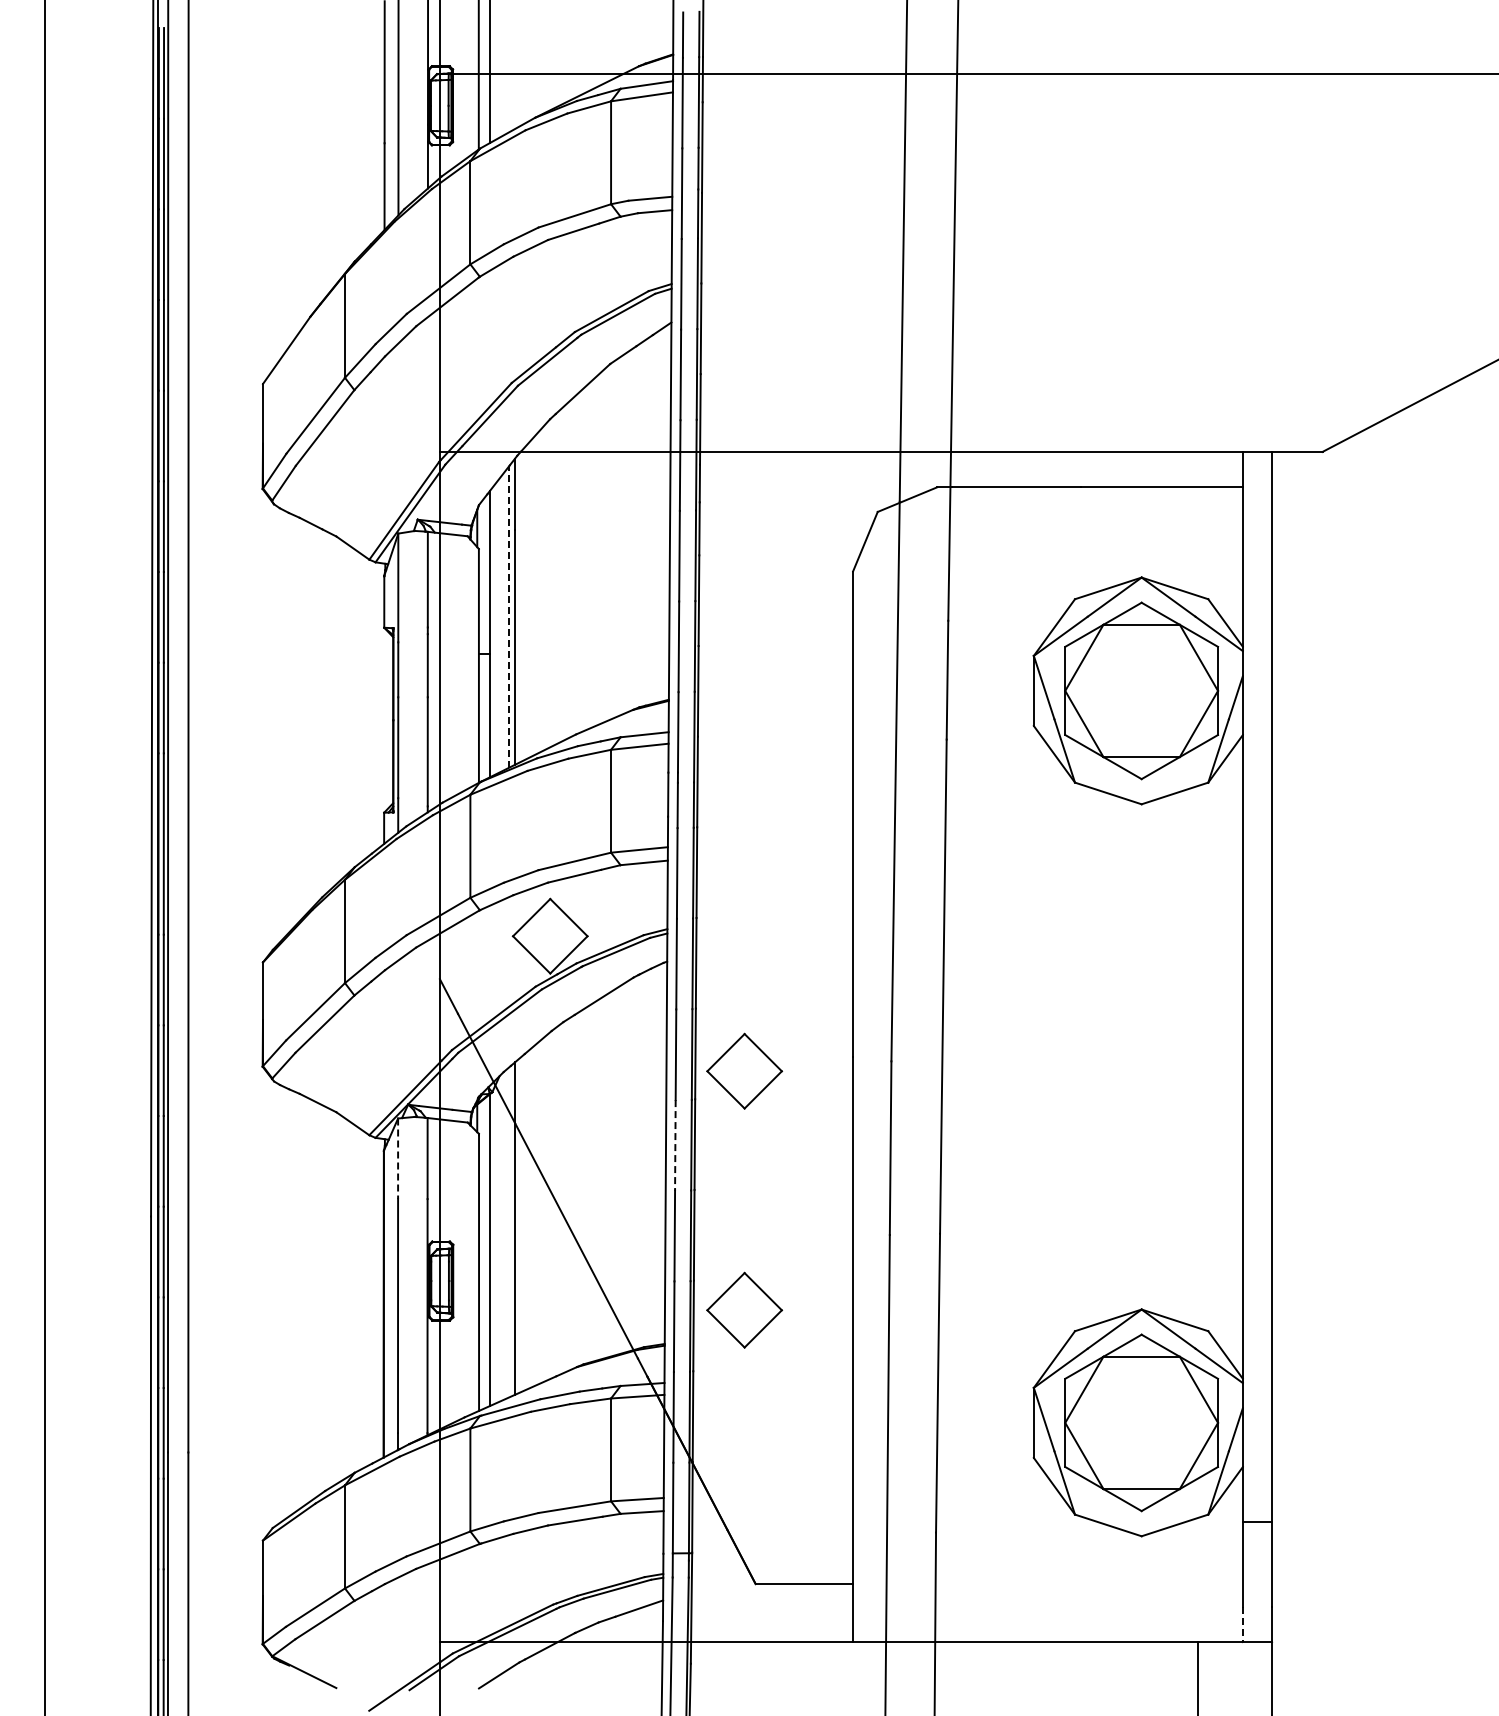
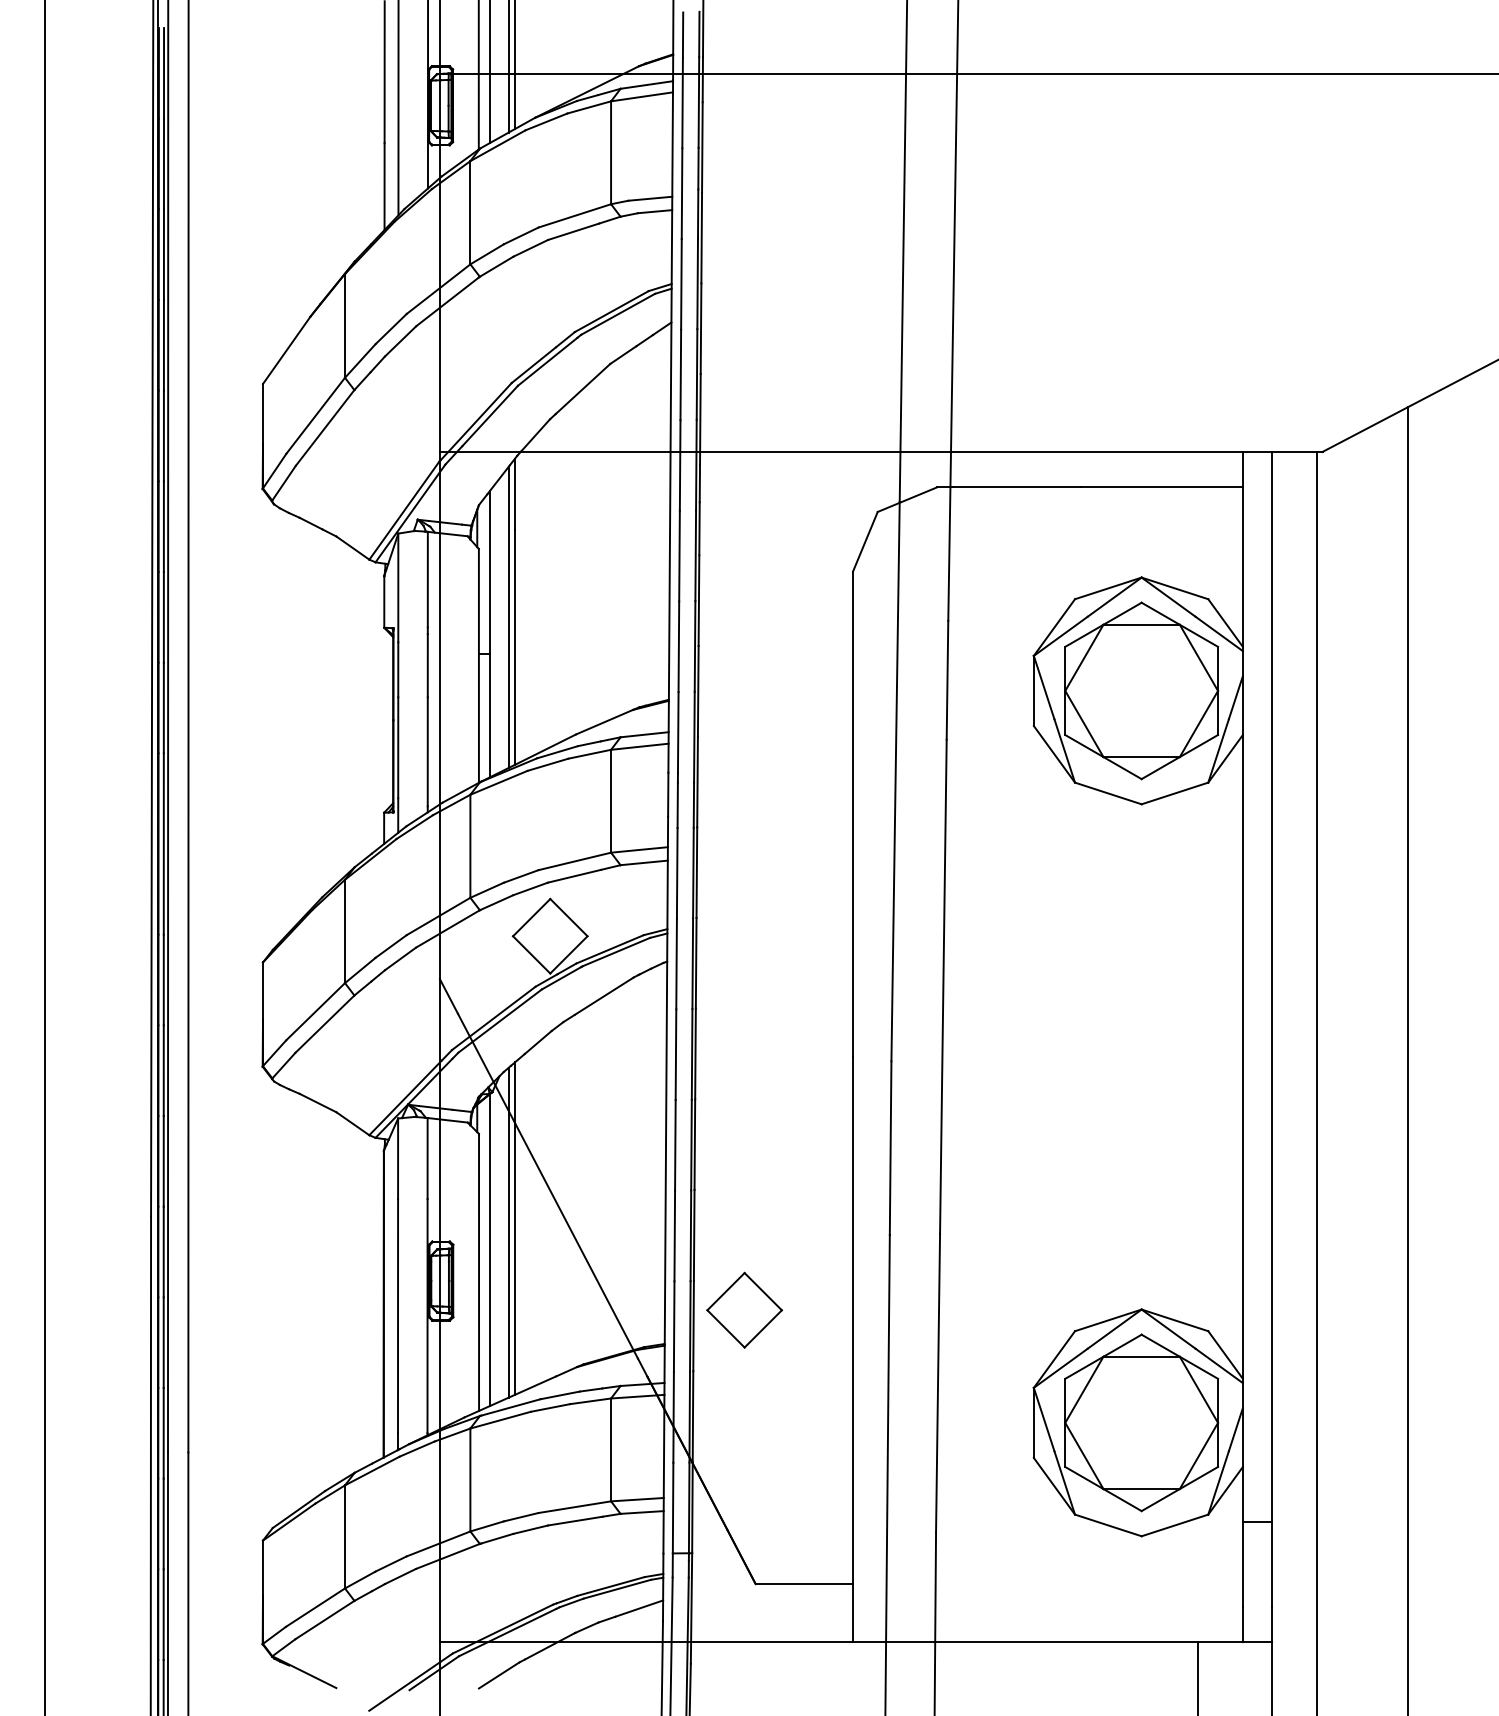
line: none -> present (514, 65)
line: none -> present (508, 67)
line: dashed -> solid (508, 617)
line: none -> present (1408, 1059)
part: present -> none (744, 1070)
line: none -> present (1317, 1081)
line: dashed -> solid (675, 1145)
line: dashed -> solid (398, 1159)
line: none -> present (508, 1232)
line: dashed -> solid (1242, 1625)
